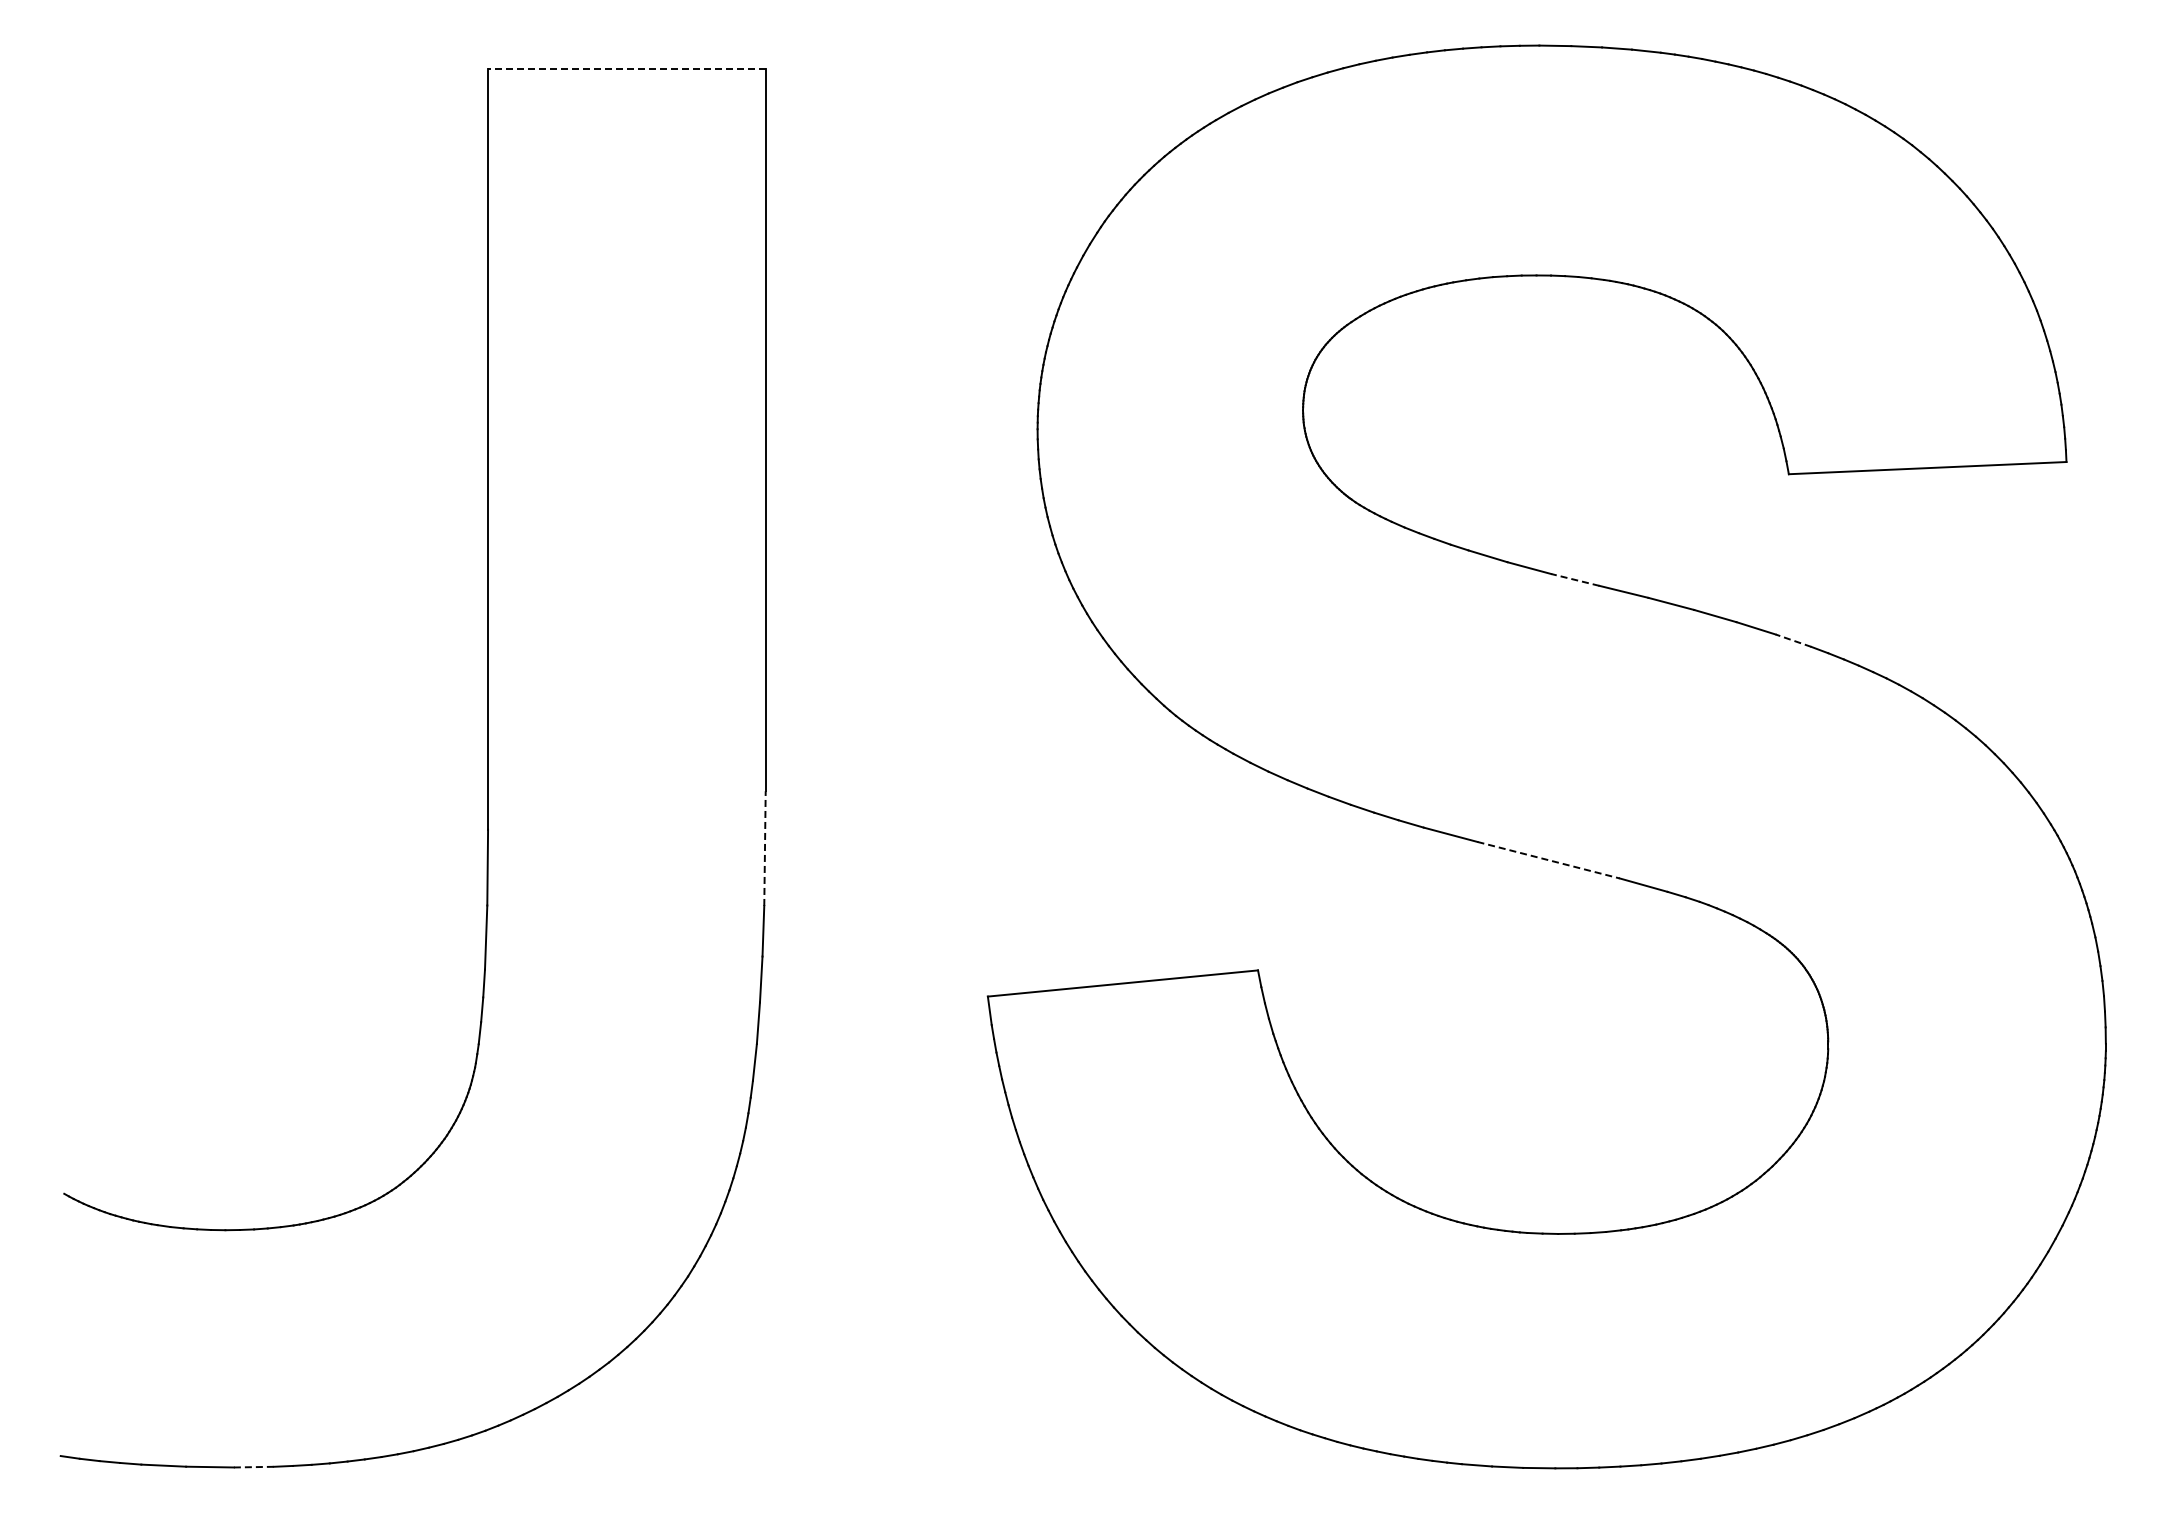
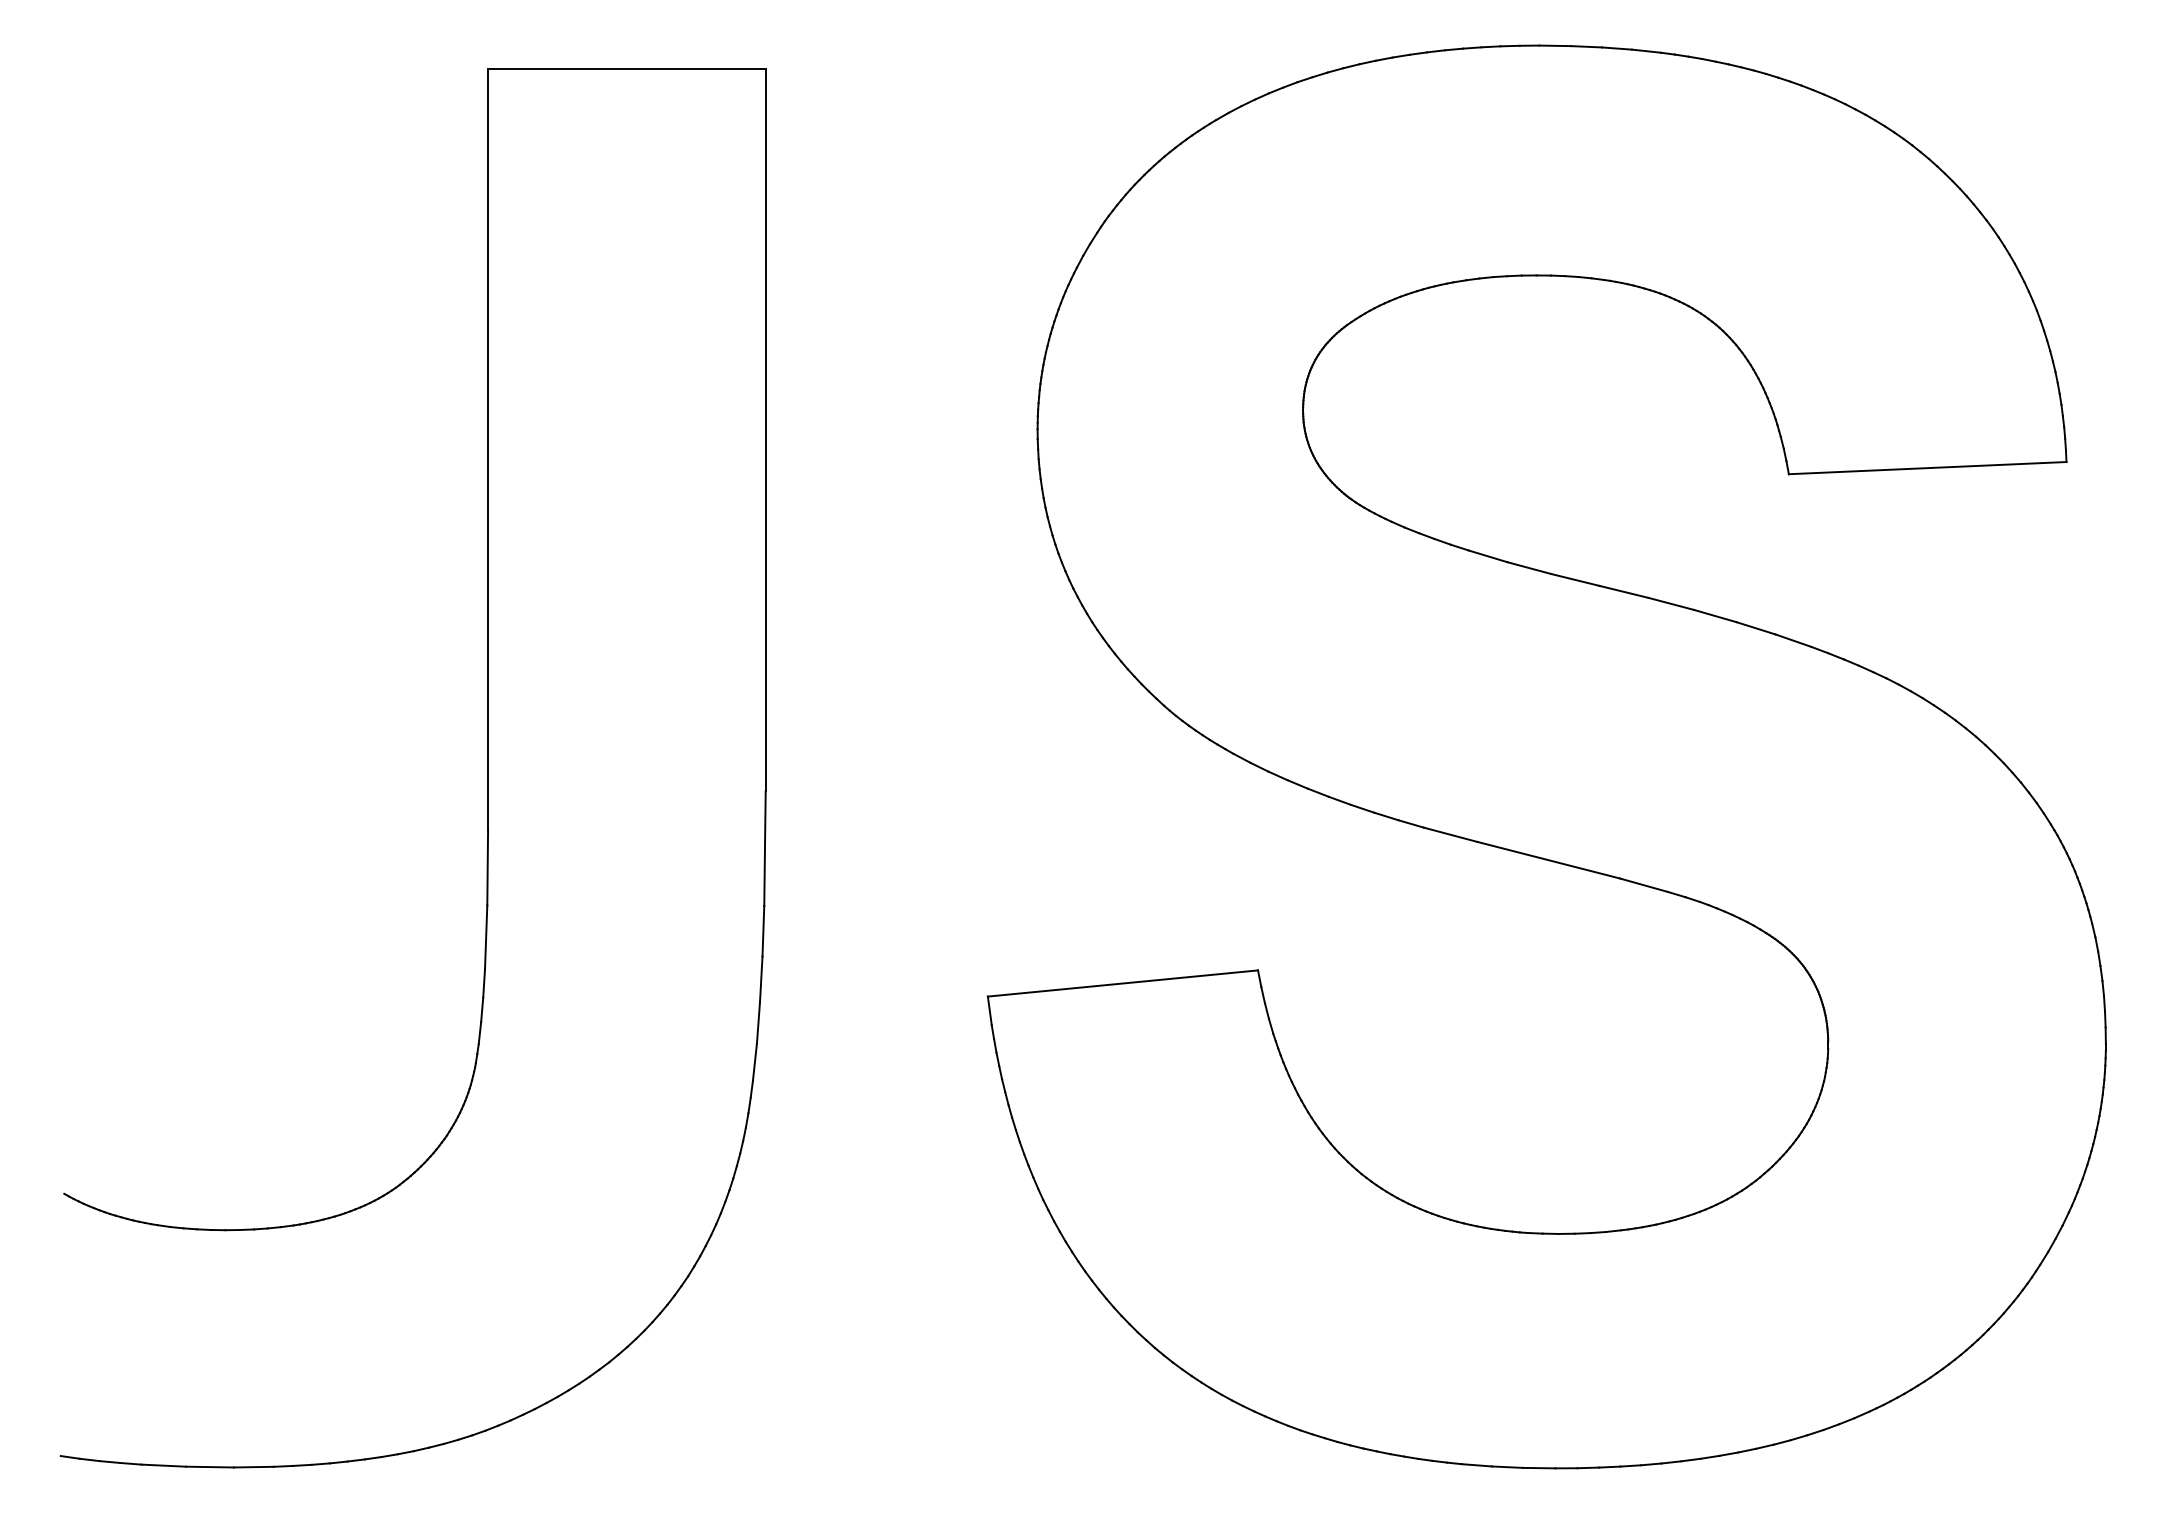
line: dashed -> solid (626, 69)
line: dashed -> solid (1575, 579)
line: dashed -> solid (1793, 640)
line: dashed -> solid (764, 848)
line: dashed -> solid (1549, 860)
line: dashed -> solid (253, 1467)
